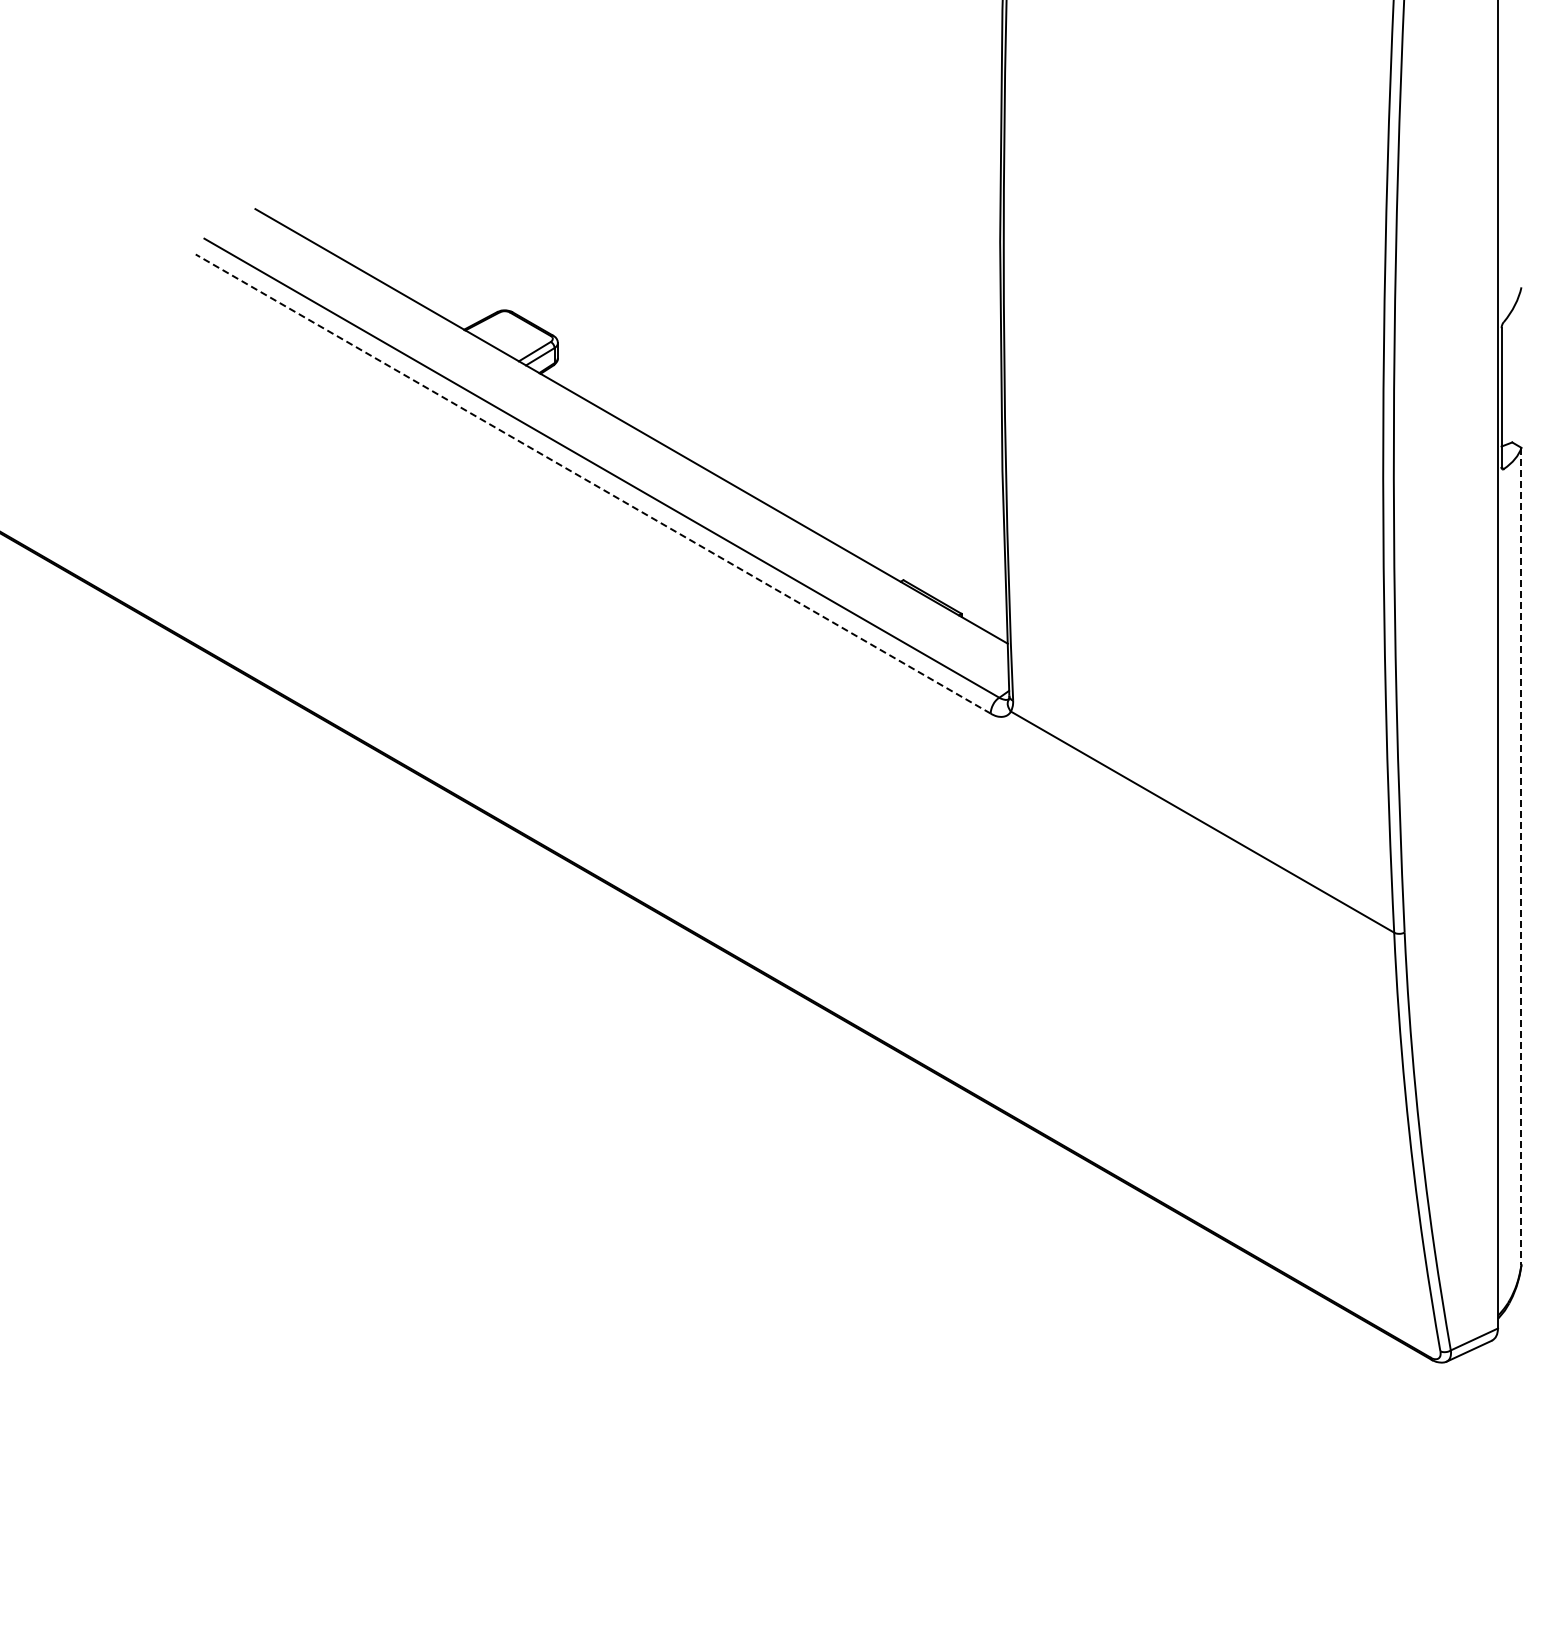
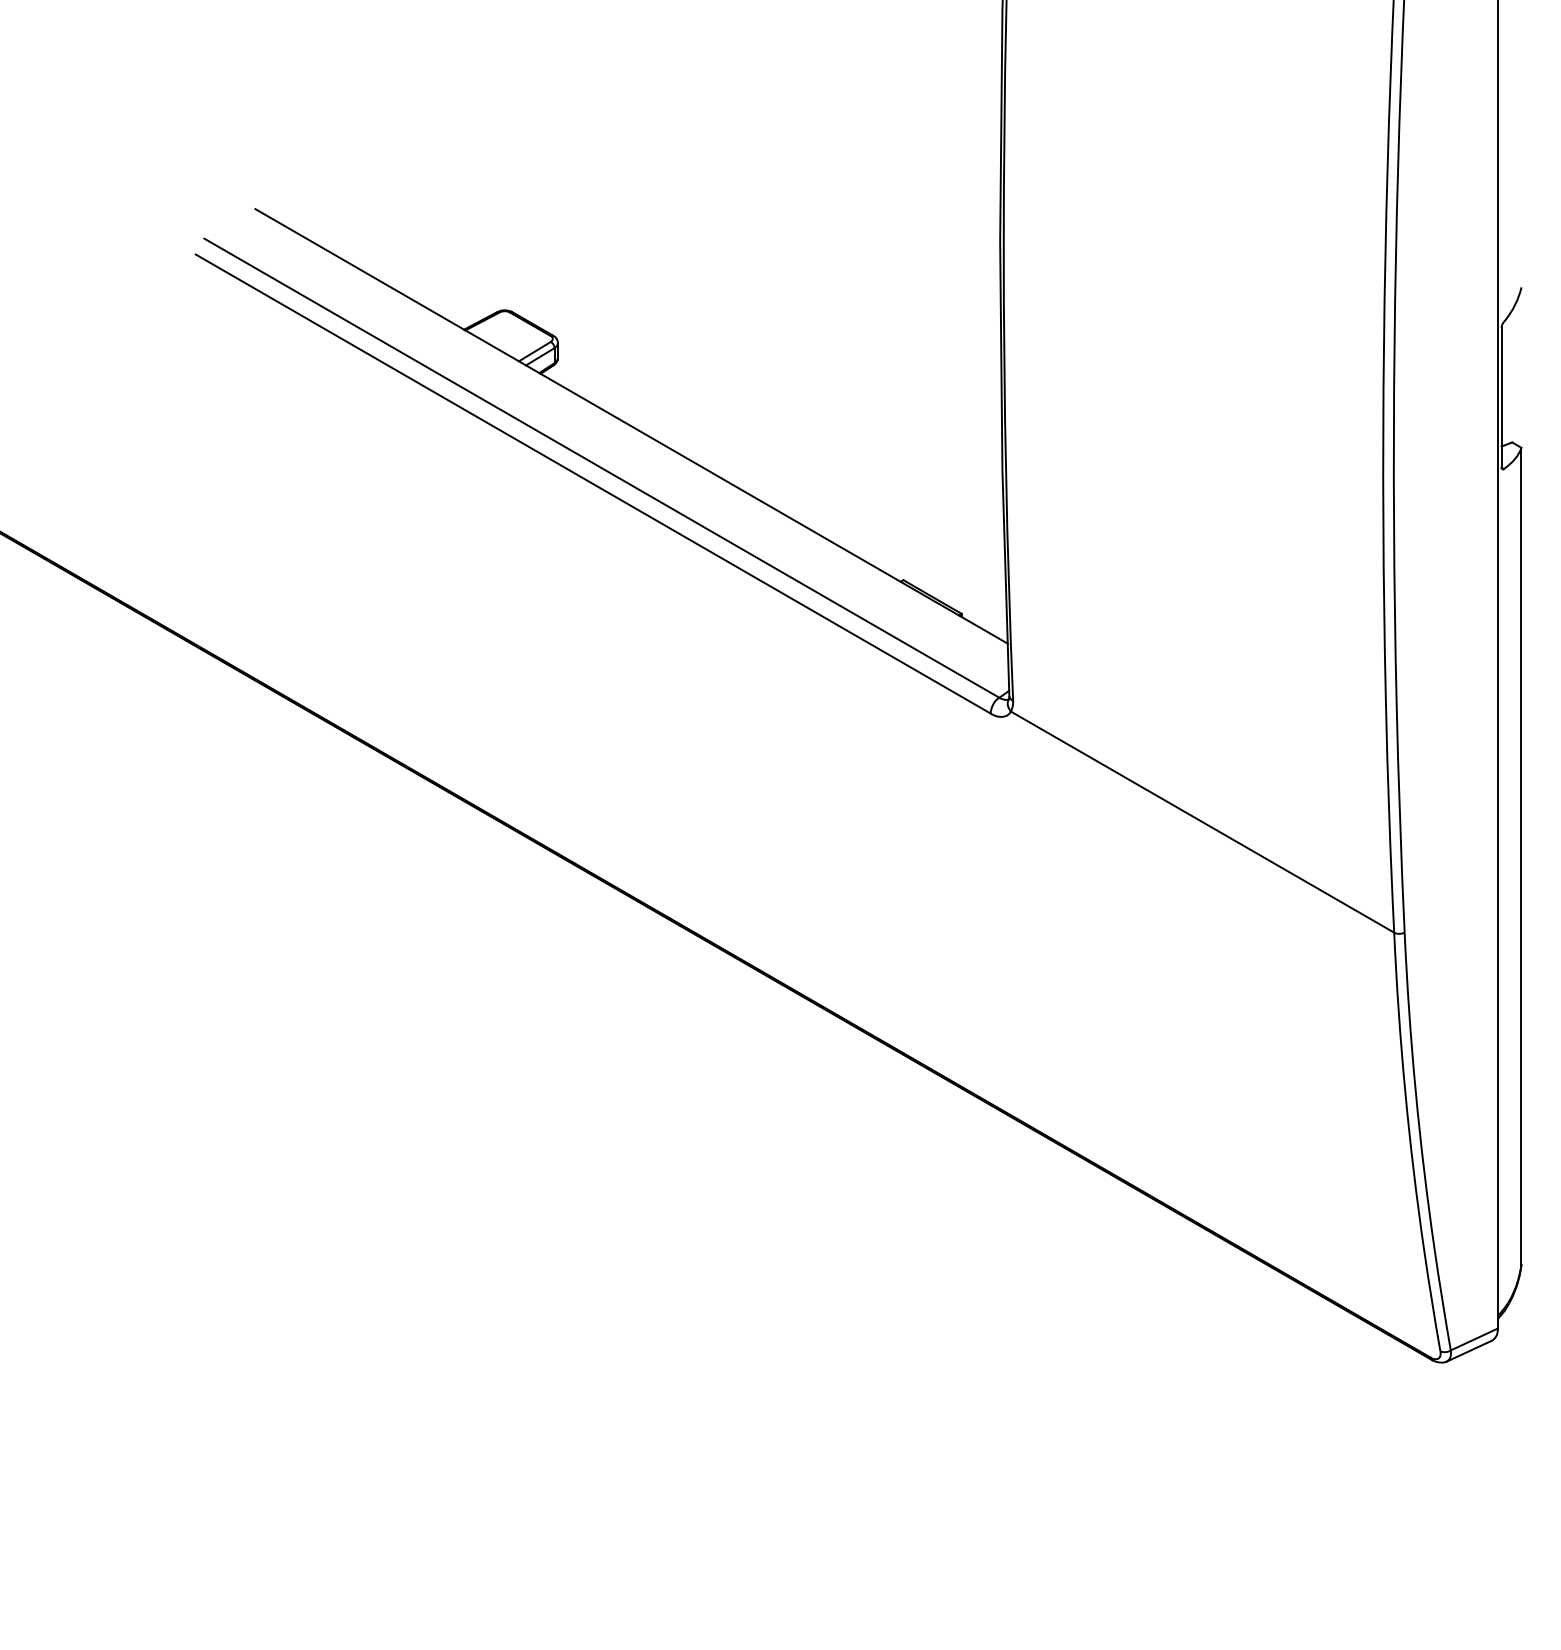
line: dashed -> solid (592, 483)
line: dashed -> solid (1521, 856)
